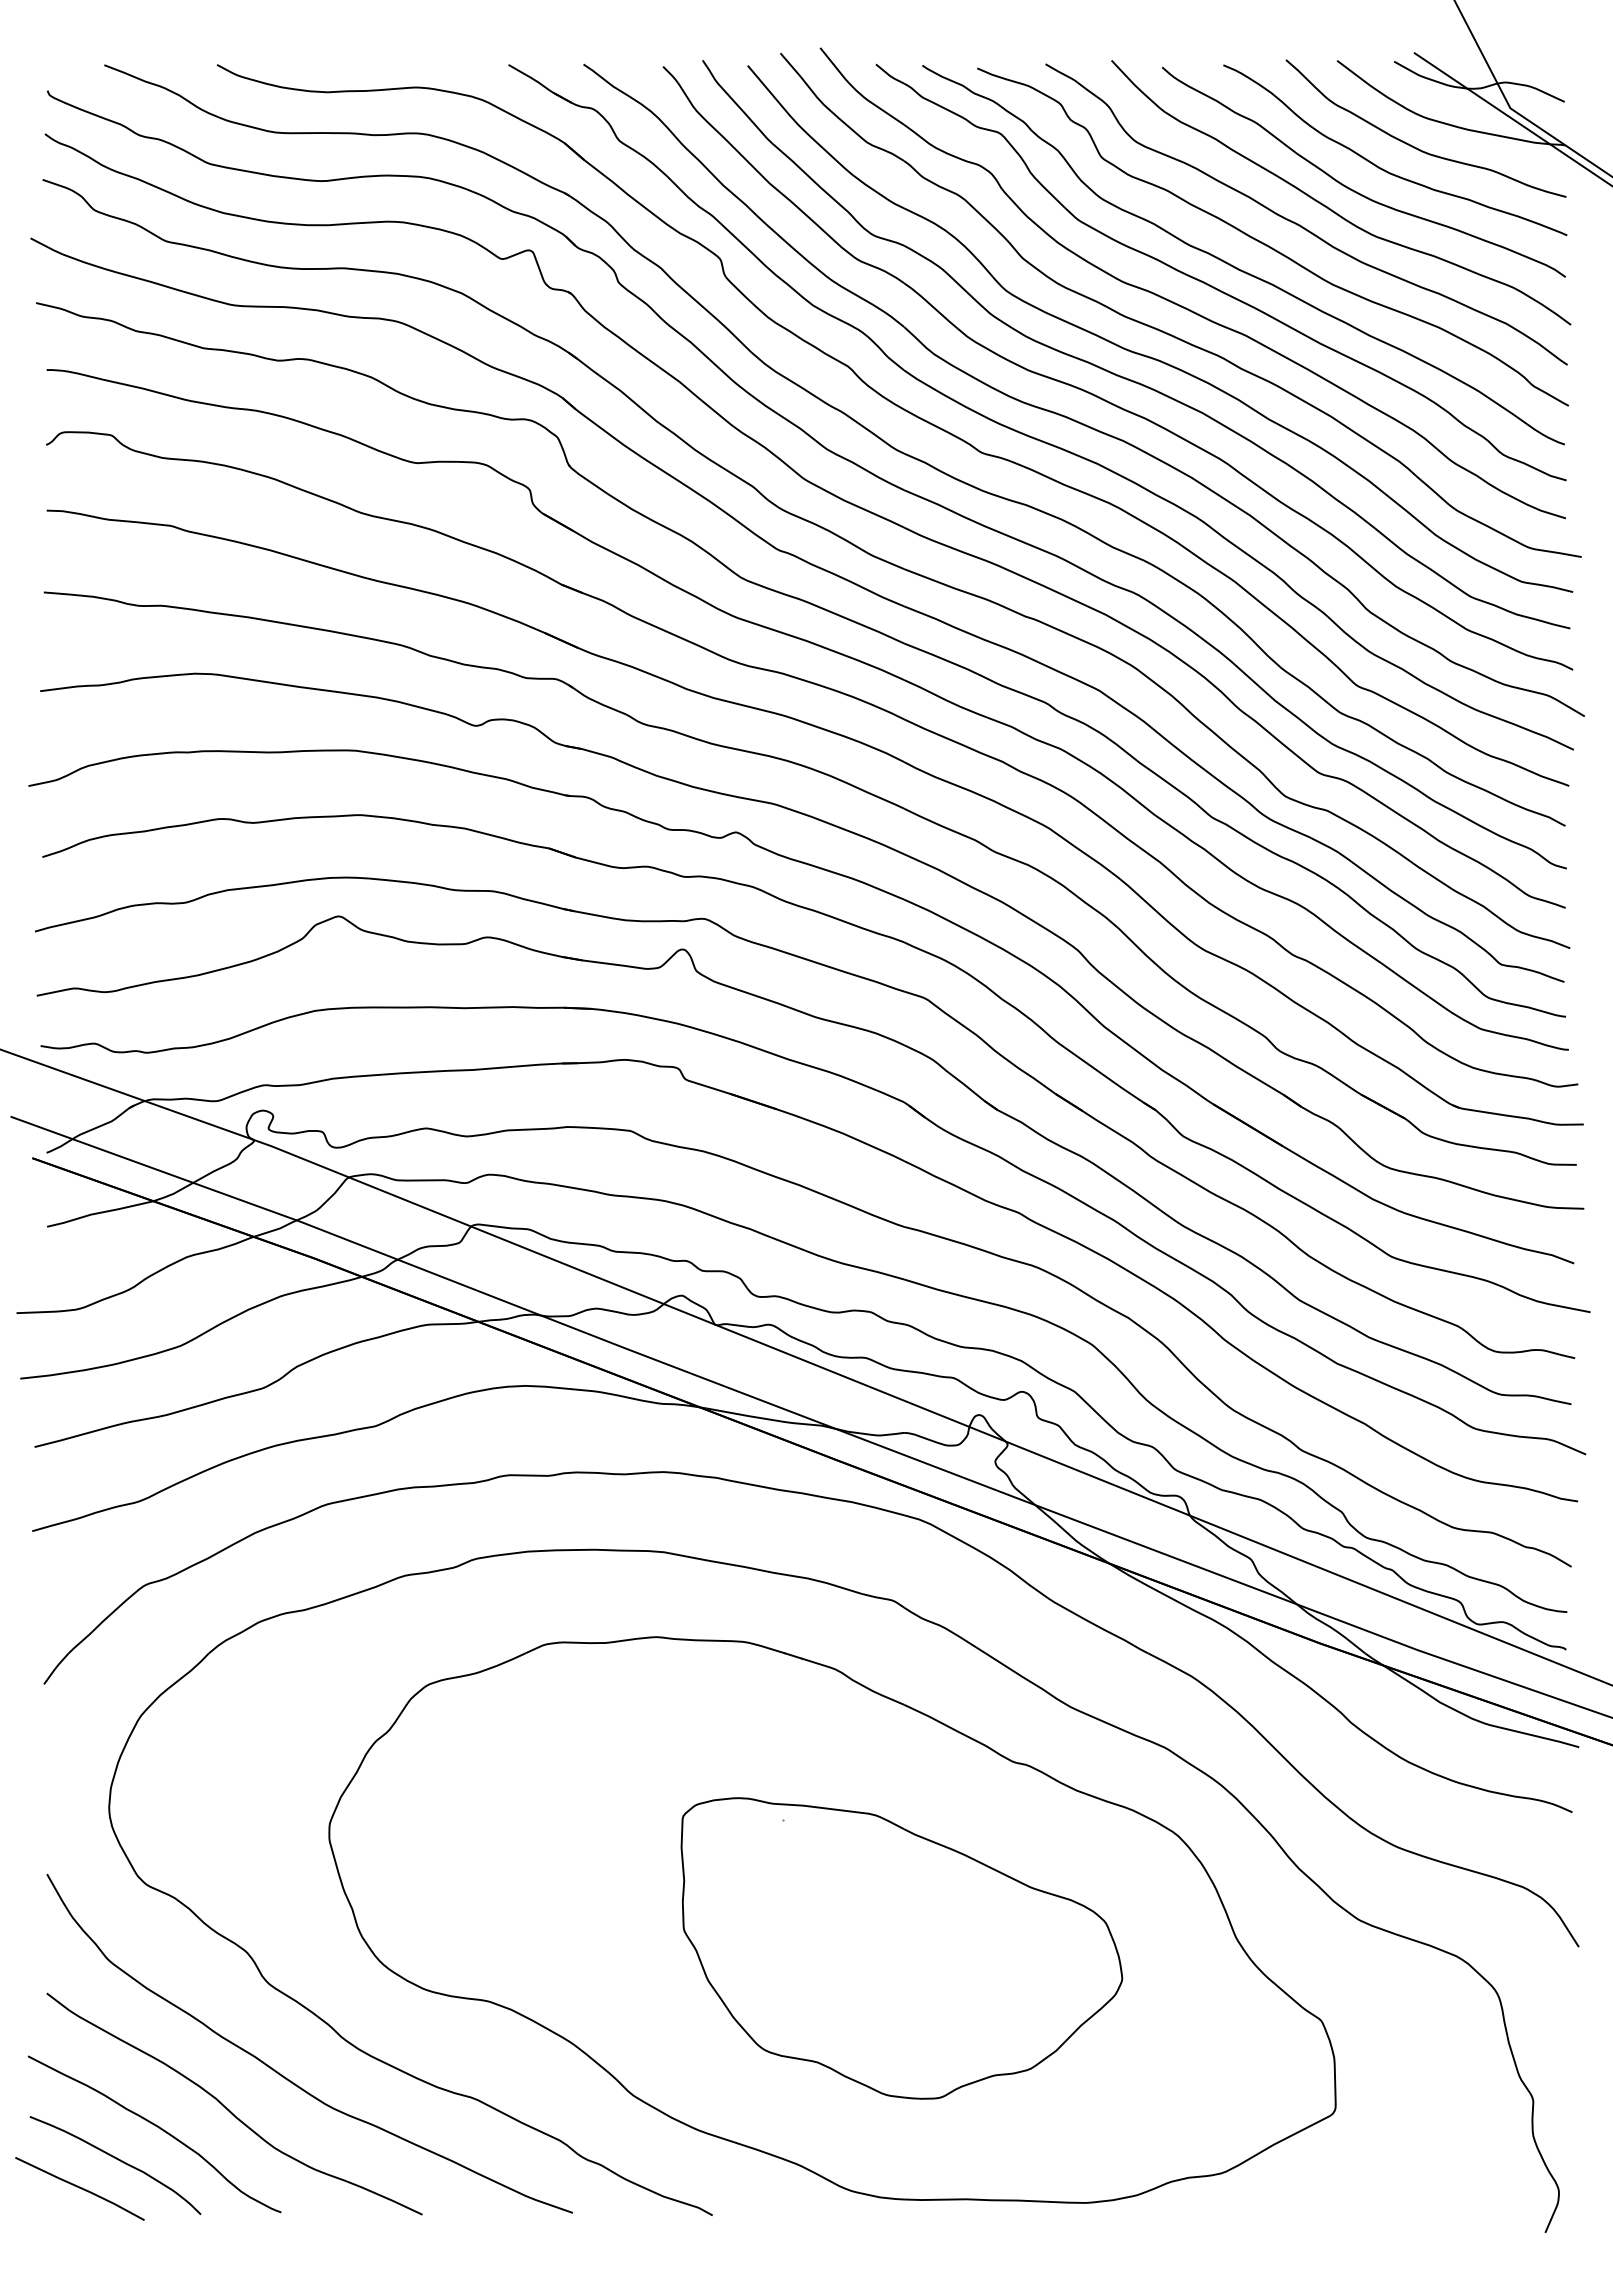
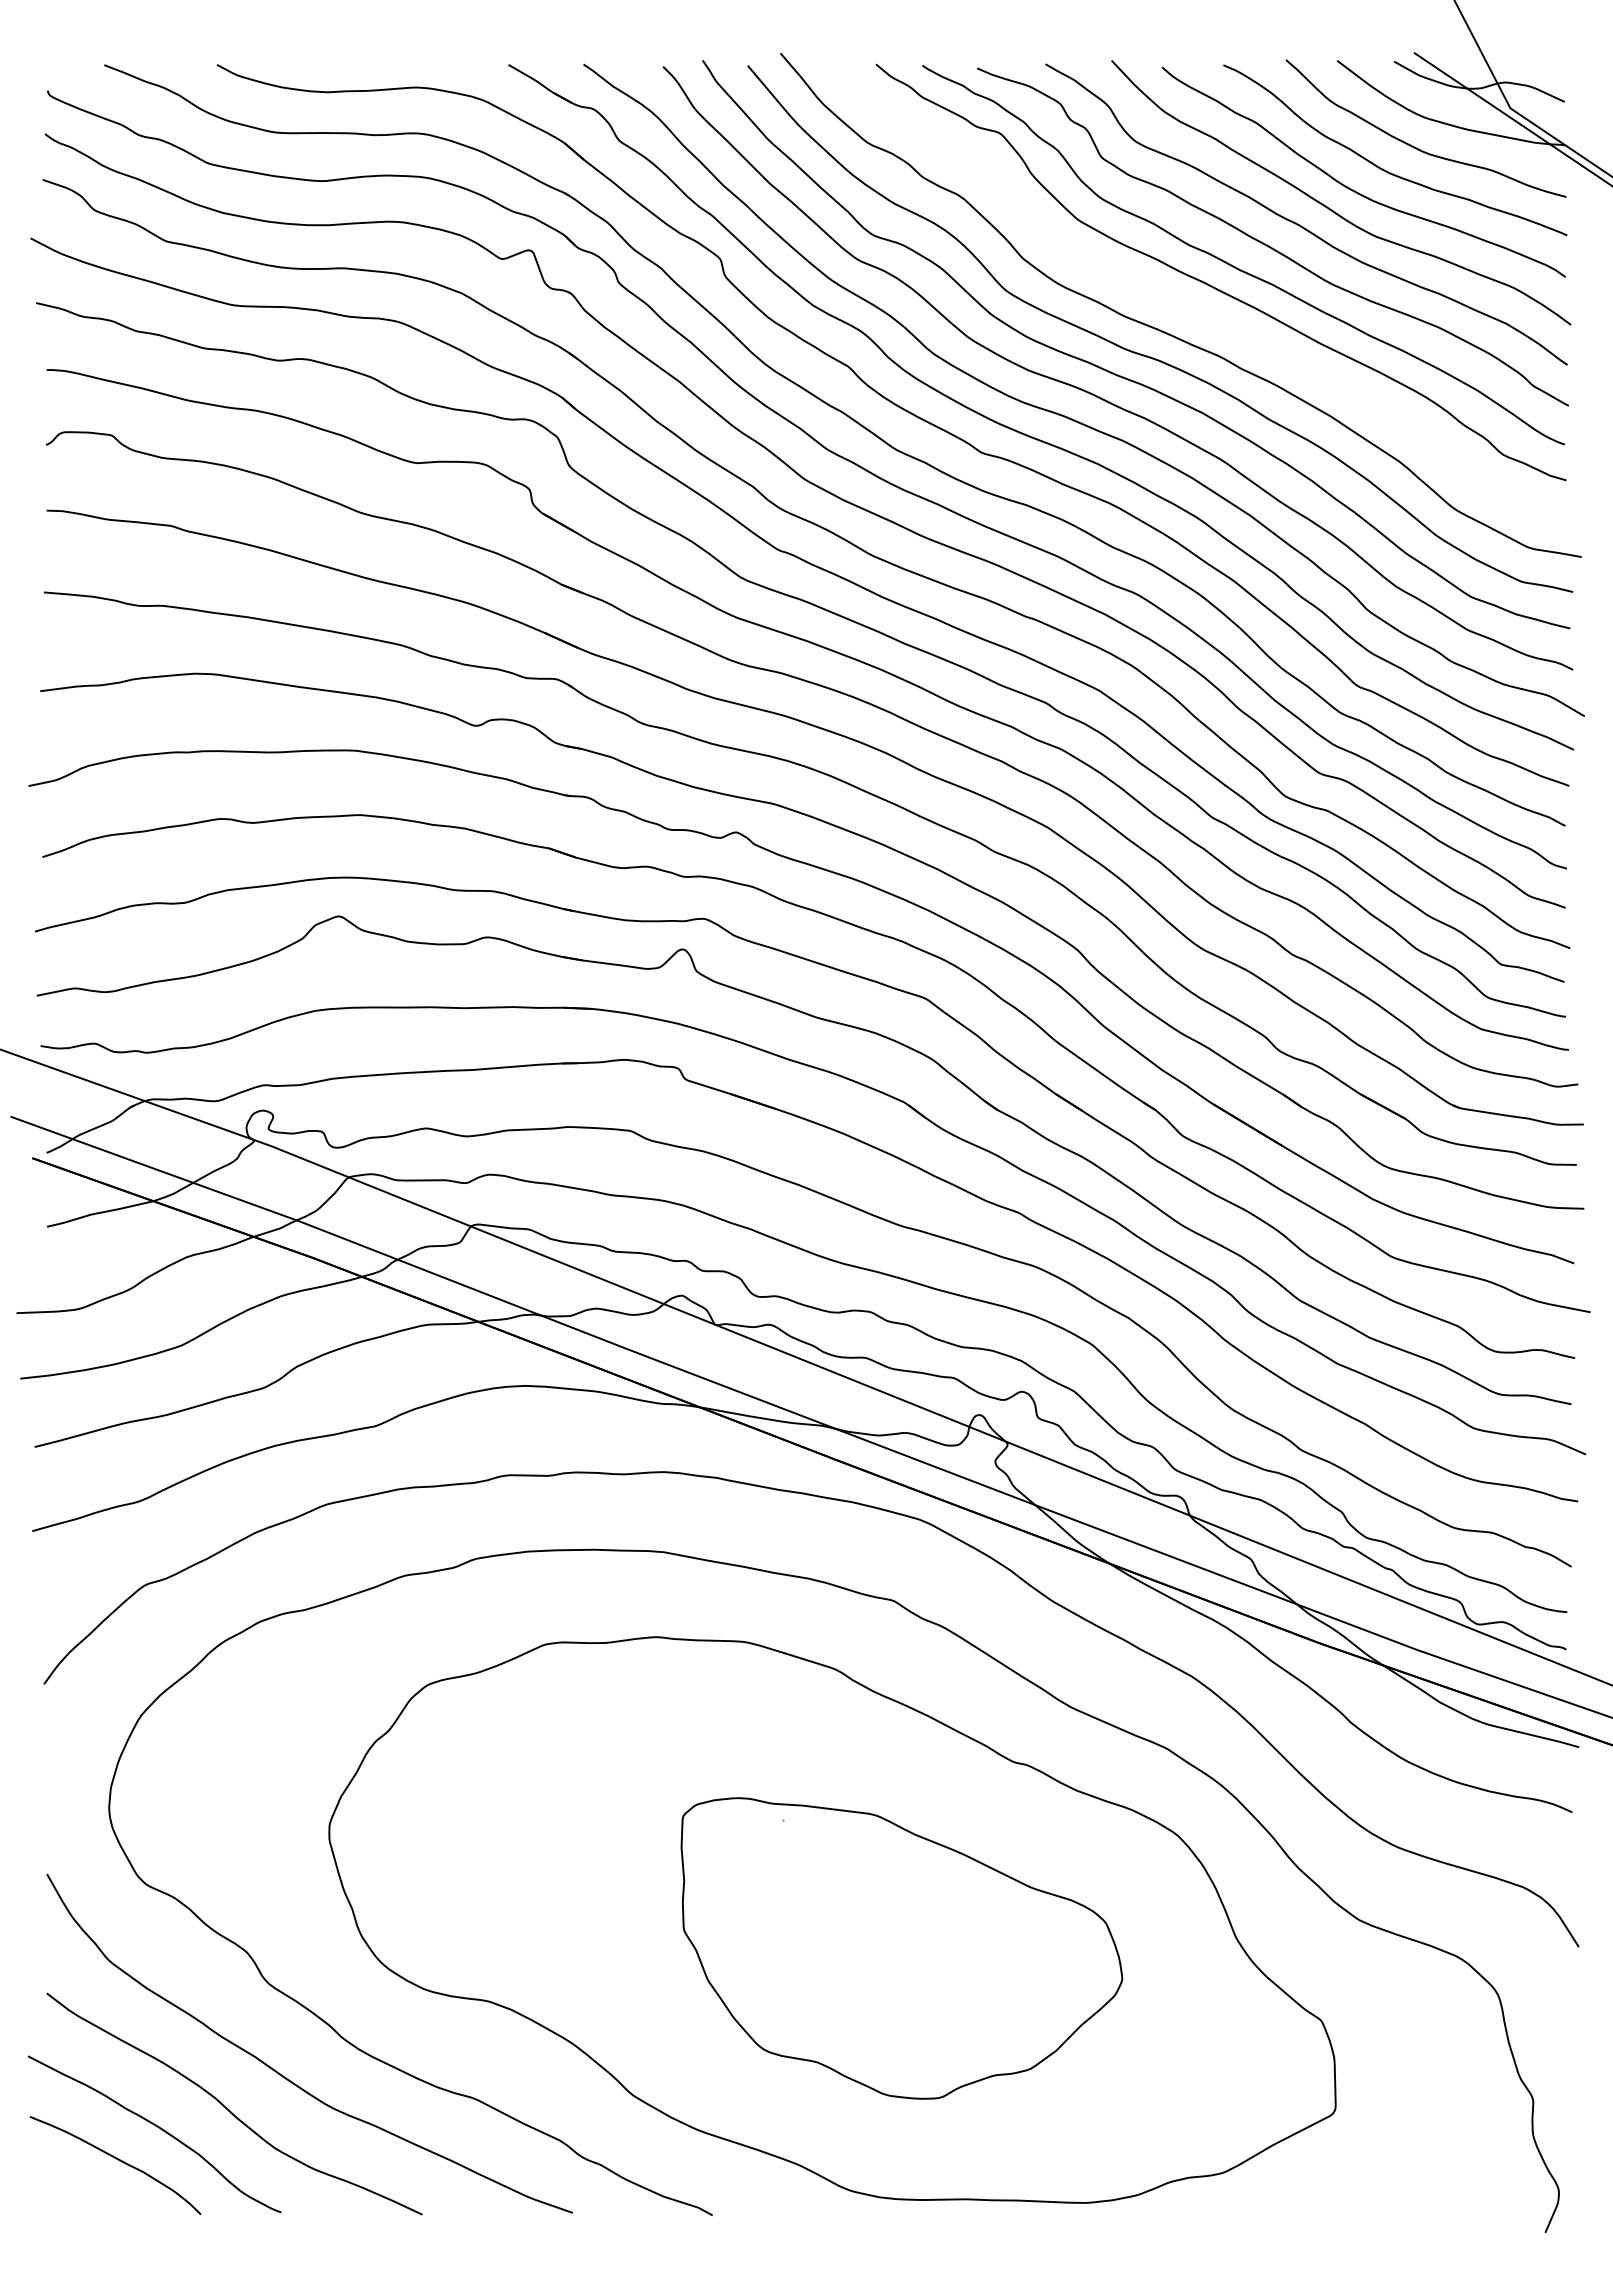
part: present -> none (1182, 305)
line: present -> none (79, 2188)
